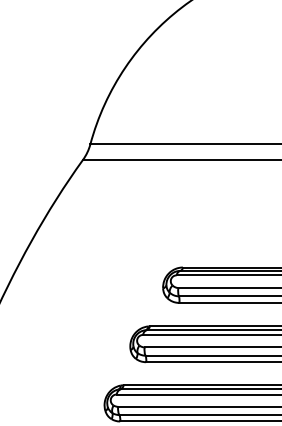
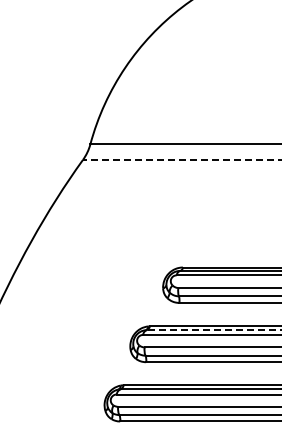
line: solid -> dashed (181, 159)
line: solid -> dashed (213, 330)
